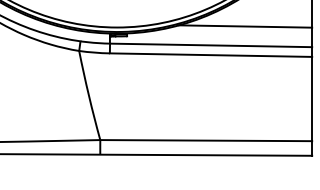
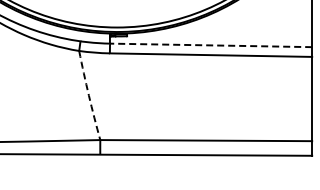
line: present -> none (245, 26)
line: solid -> dashed (210, 45)
arc: solid -> dashed (88, 95)
